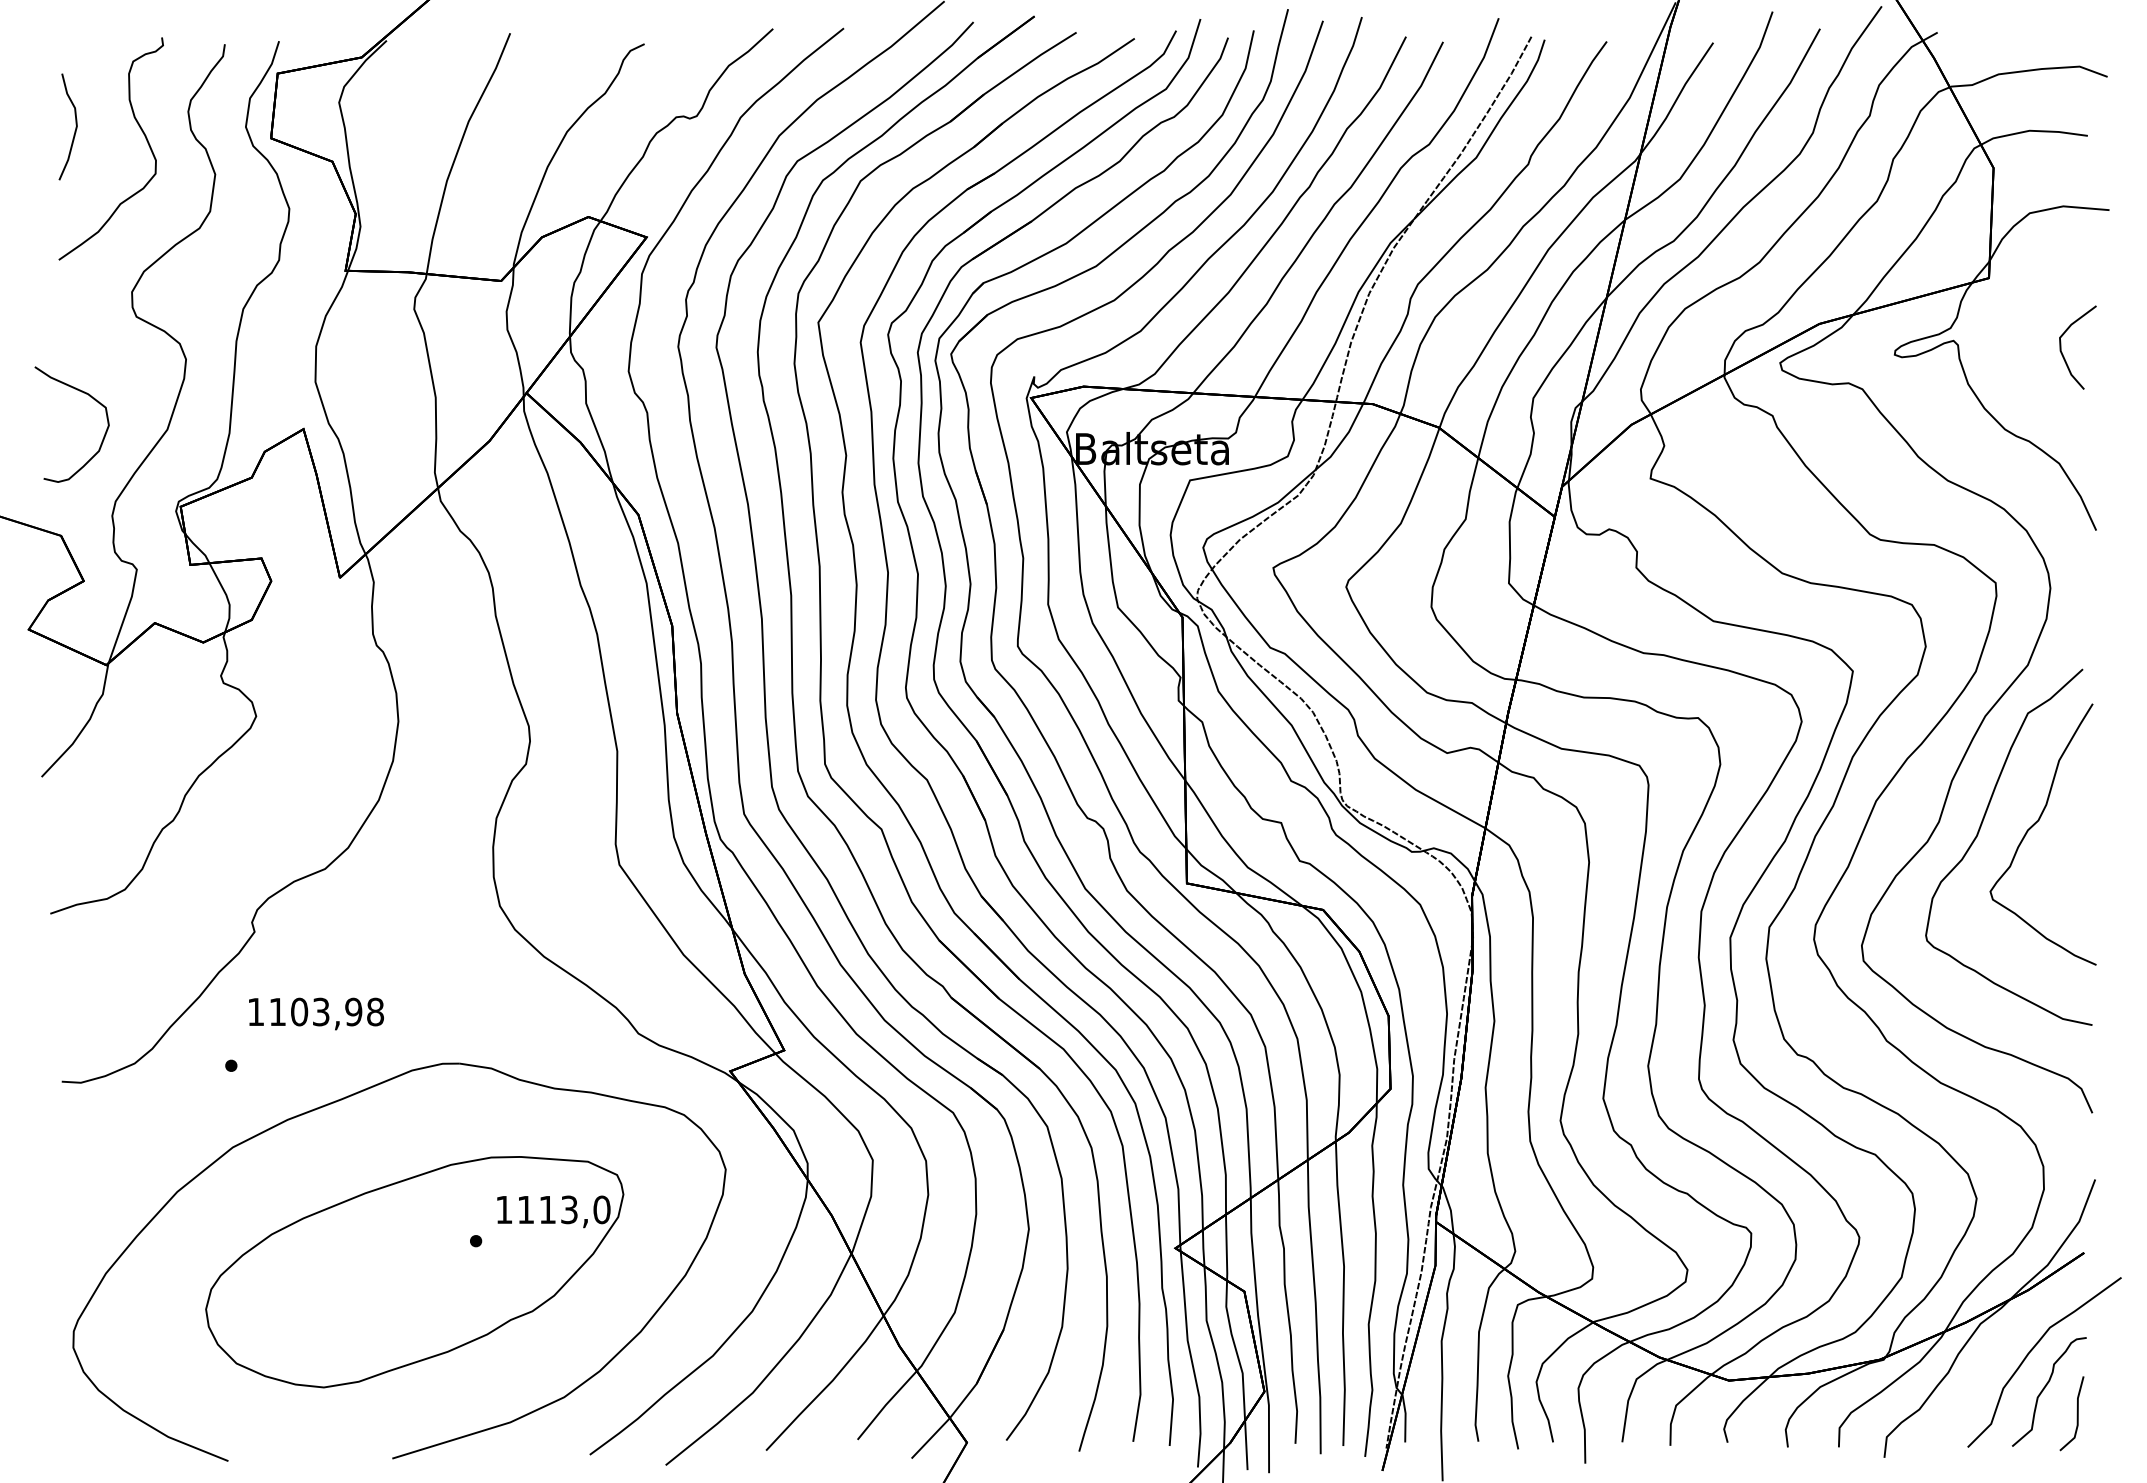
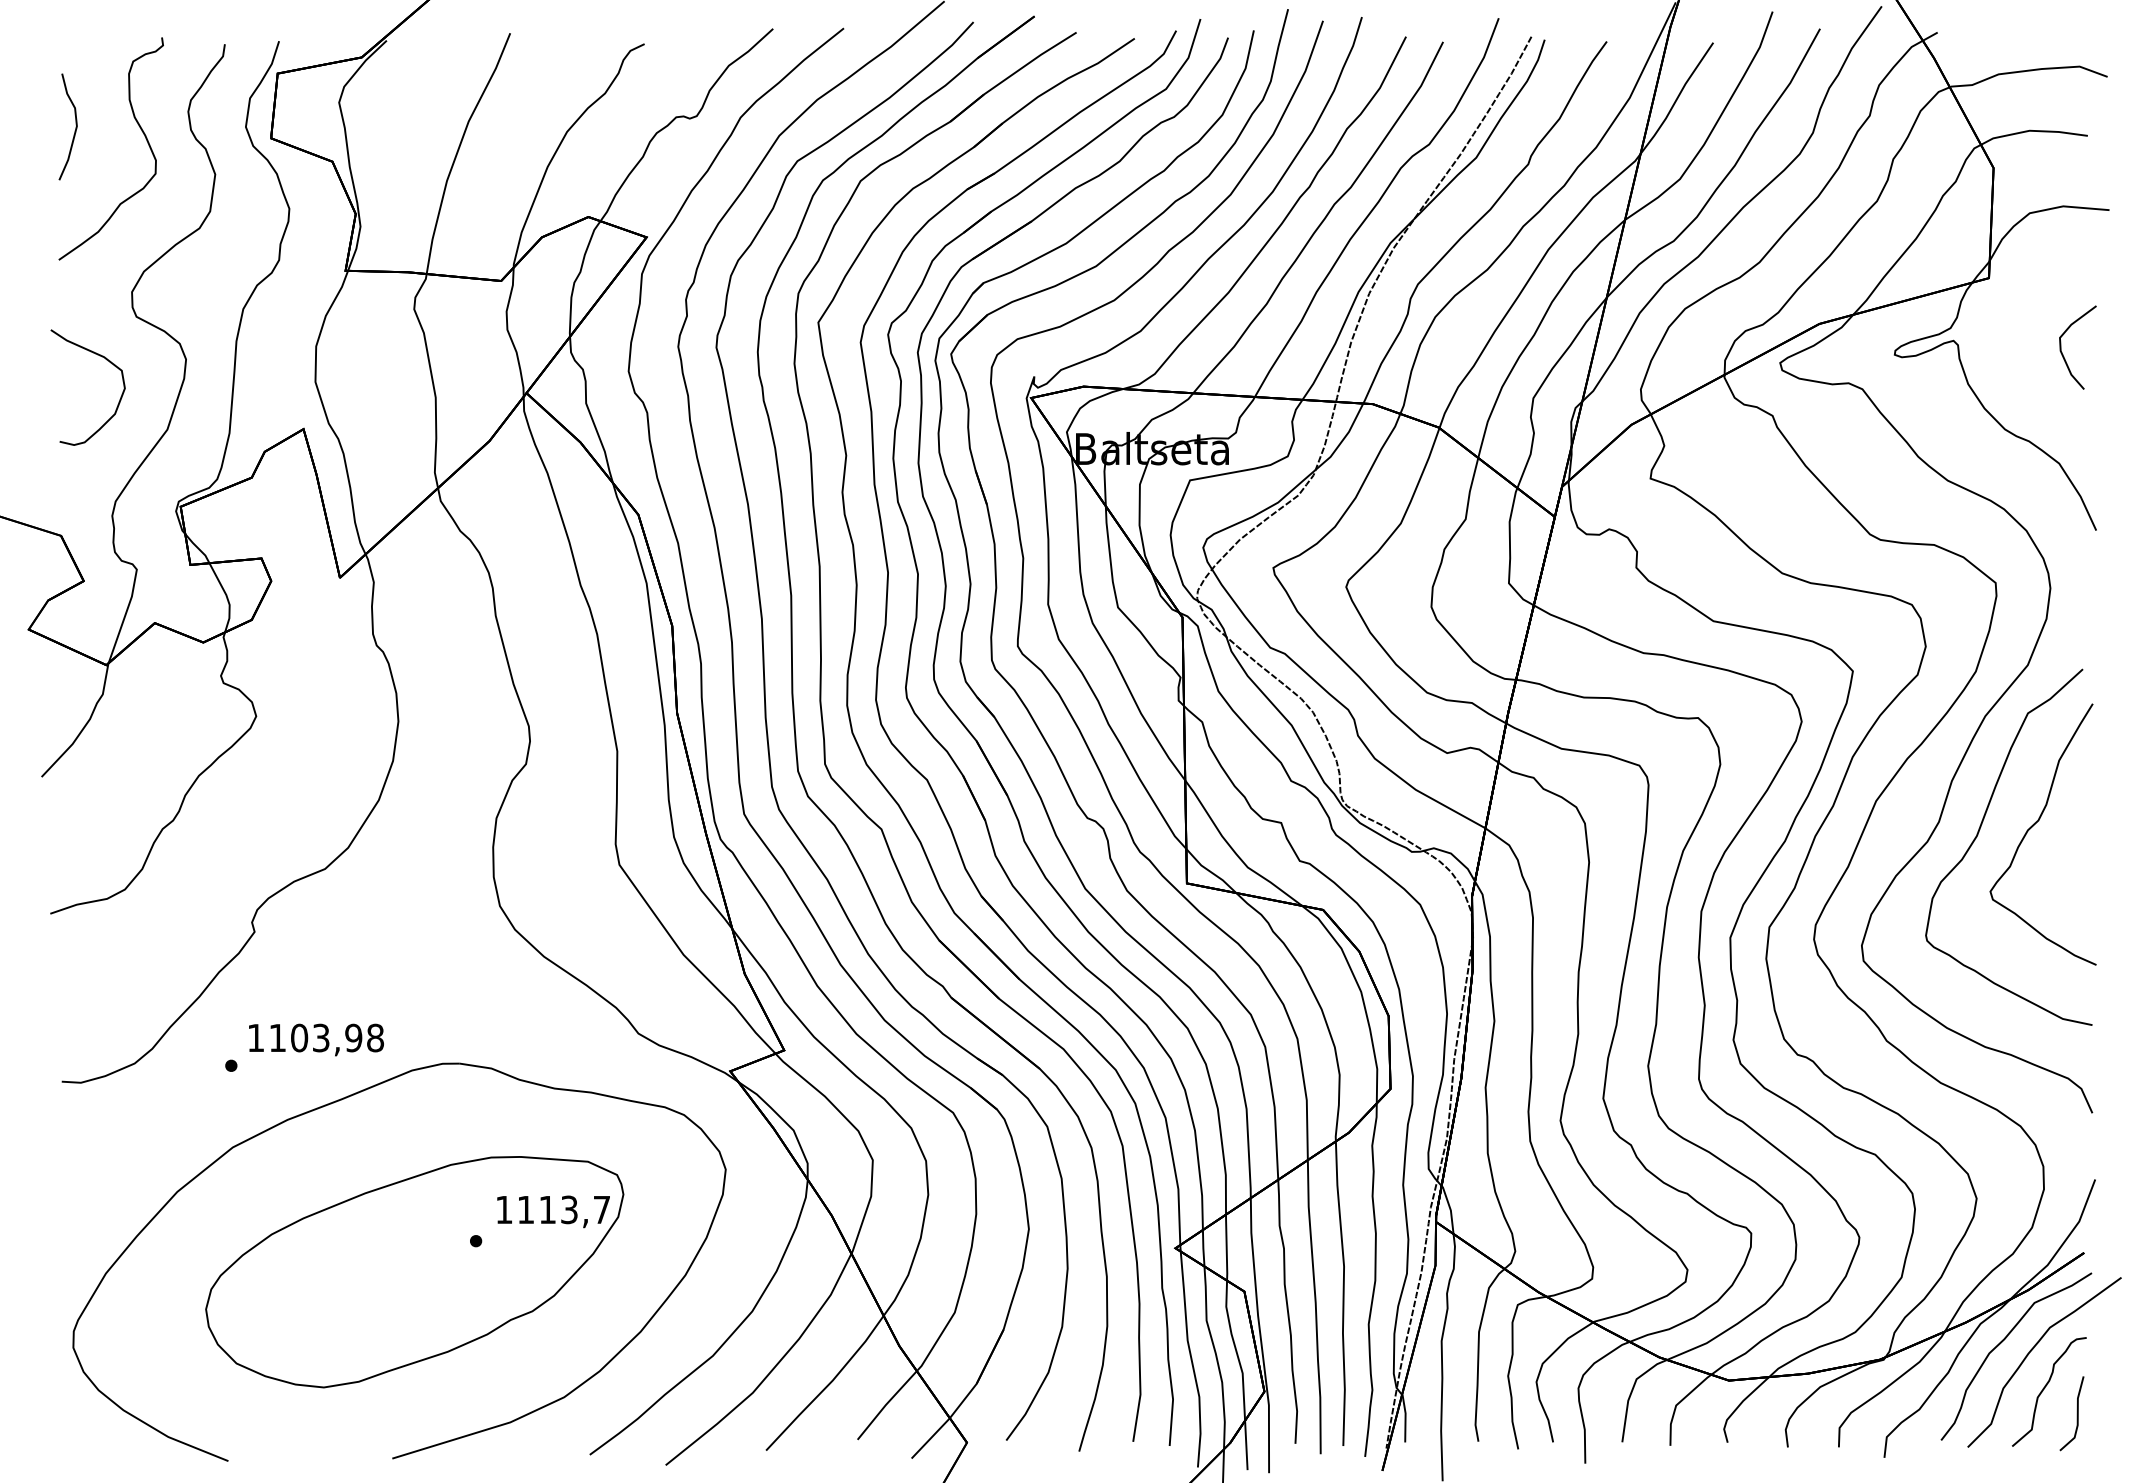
curve position: (90, 397) -> (106, 360) (106, 360)
text position: (316, 1013) -> (316, 1039) (316, 1039)
text: 1113,0 -> 1113,7 (601, 1209)
curve: none -> present (2002, 1342)
